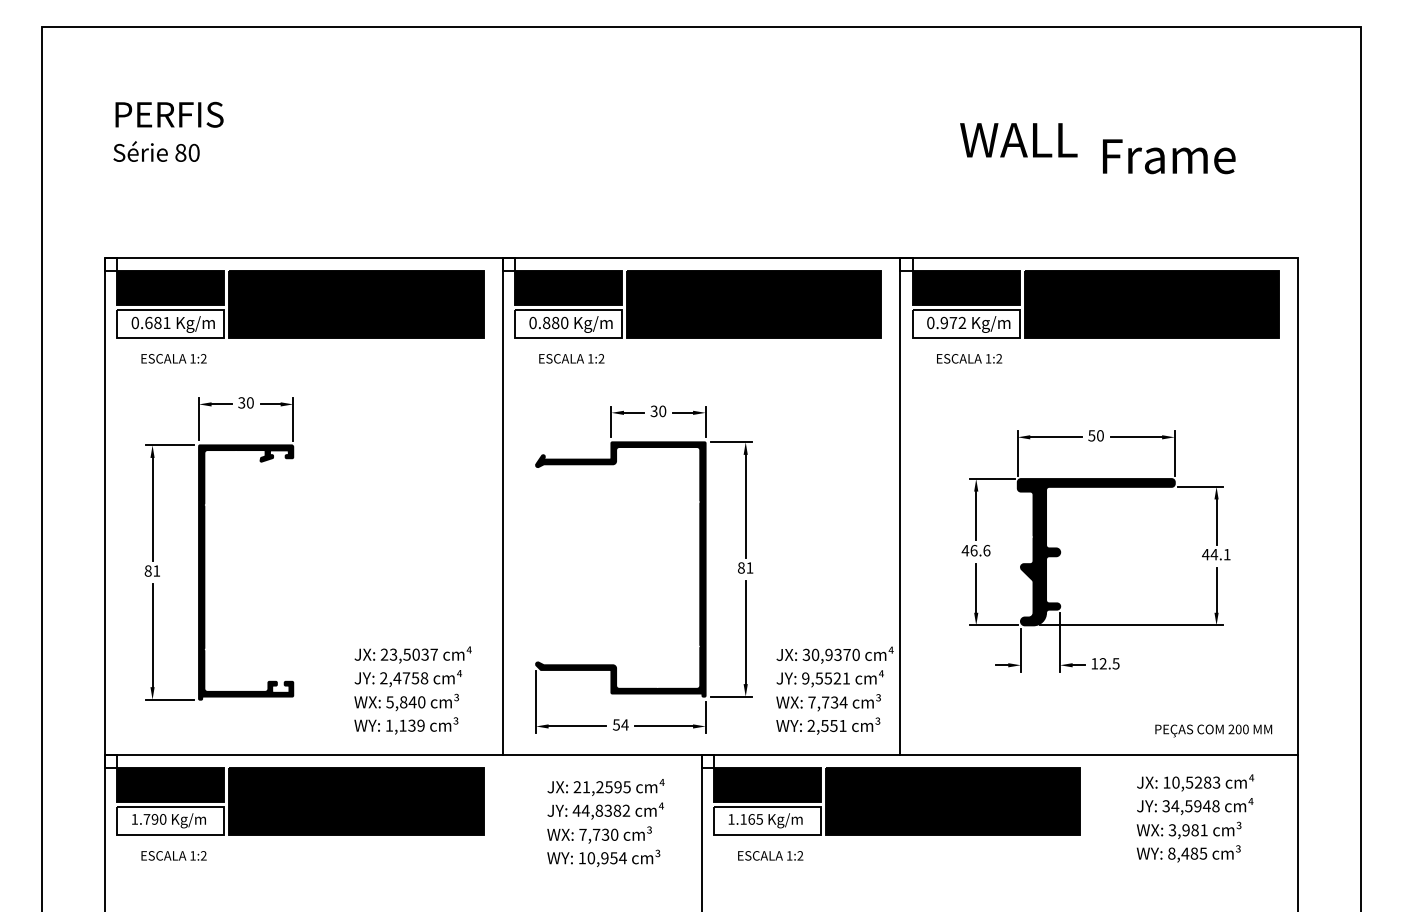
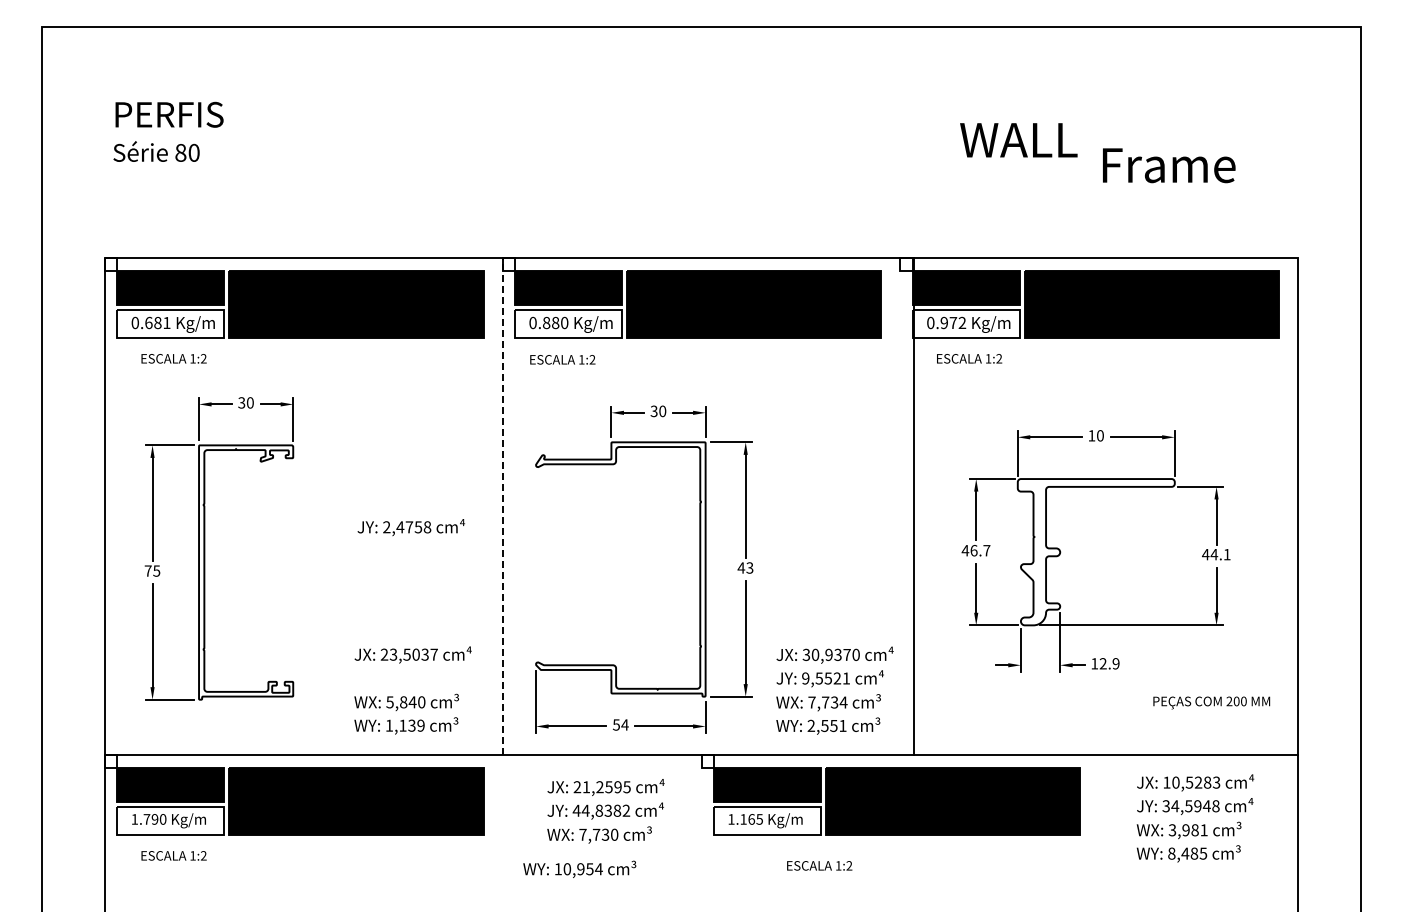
text position: (1169, 156) -> (1169, 165) (1169, 165)
text position: (571, 358) -> (562, 359) (562, 359)
text: 50 -> 10 (1091, 435)
line: solid -> dashed (502, 506)
line position: (900, 506) -> (914, 506) (914, 506)
text: 46.6 -> 46.7 (986, 550)
fill: present -> none (1095, 552)
text: 81 -> 43 (745, 567)
fill: present -> none (620, 569)
text: 81 -> 75 (152, 570)
fill: present -> none (246, 572)
text: 12.5 -> 12.9 (1115, 663)
text position: (407, 678) -> (410, 527) (410, 527)
text position: (1213, 730) -> (1211, 702) (1211, 702)
line: present -> none (701, 831)
text position: (770, 855) -> (819, 865) (819, 865)
text position: (603, 857) -> (579, 868) (579, 868)
